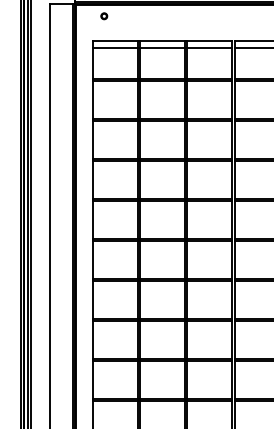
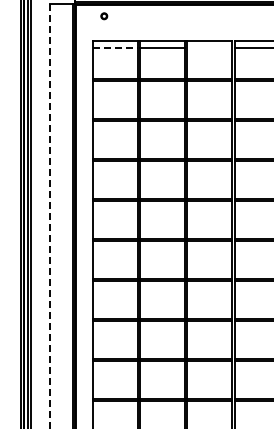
line: solid -> dashed (115, 48)
line: present -> none (209, 48)
line: solid -> dashed (50, 216)
